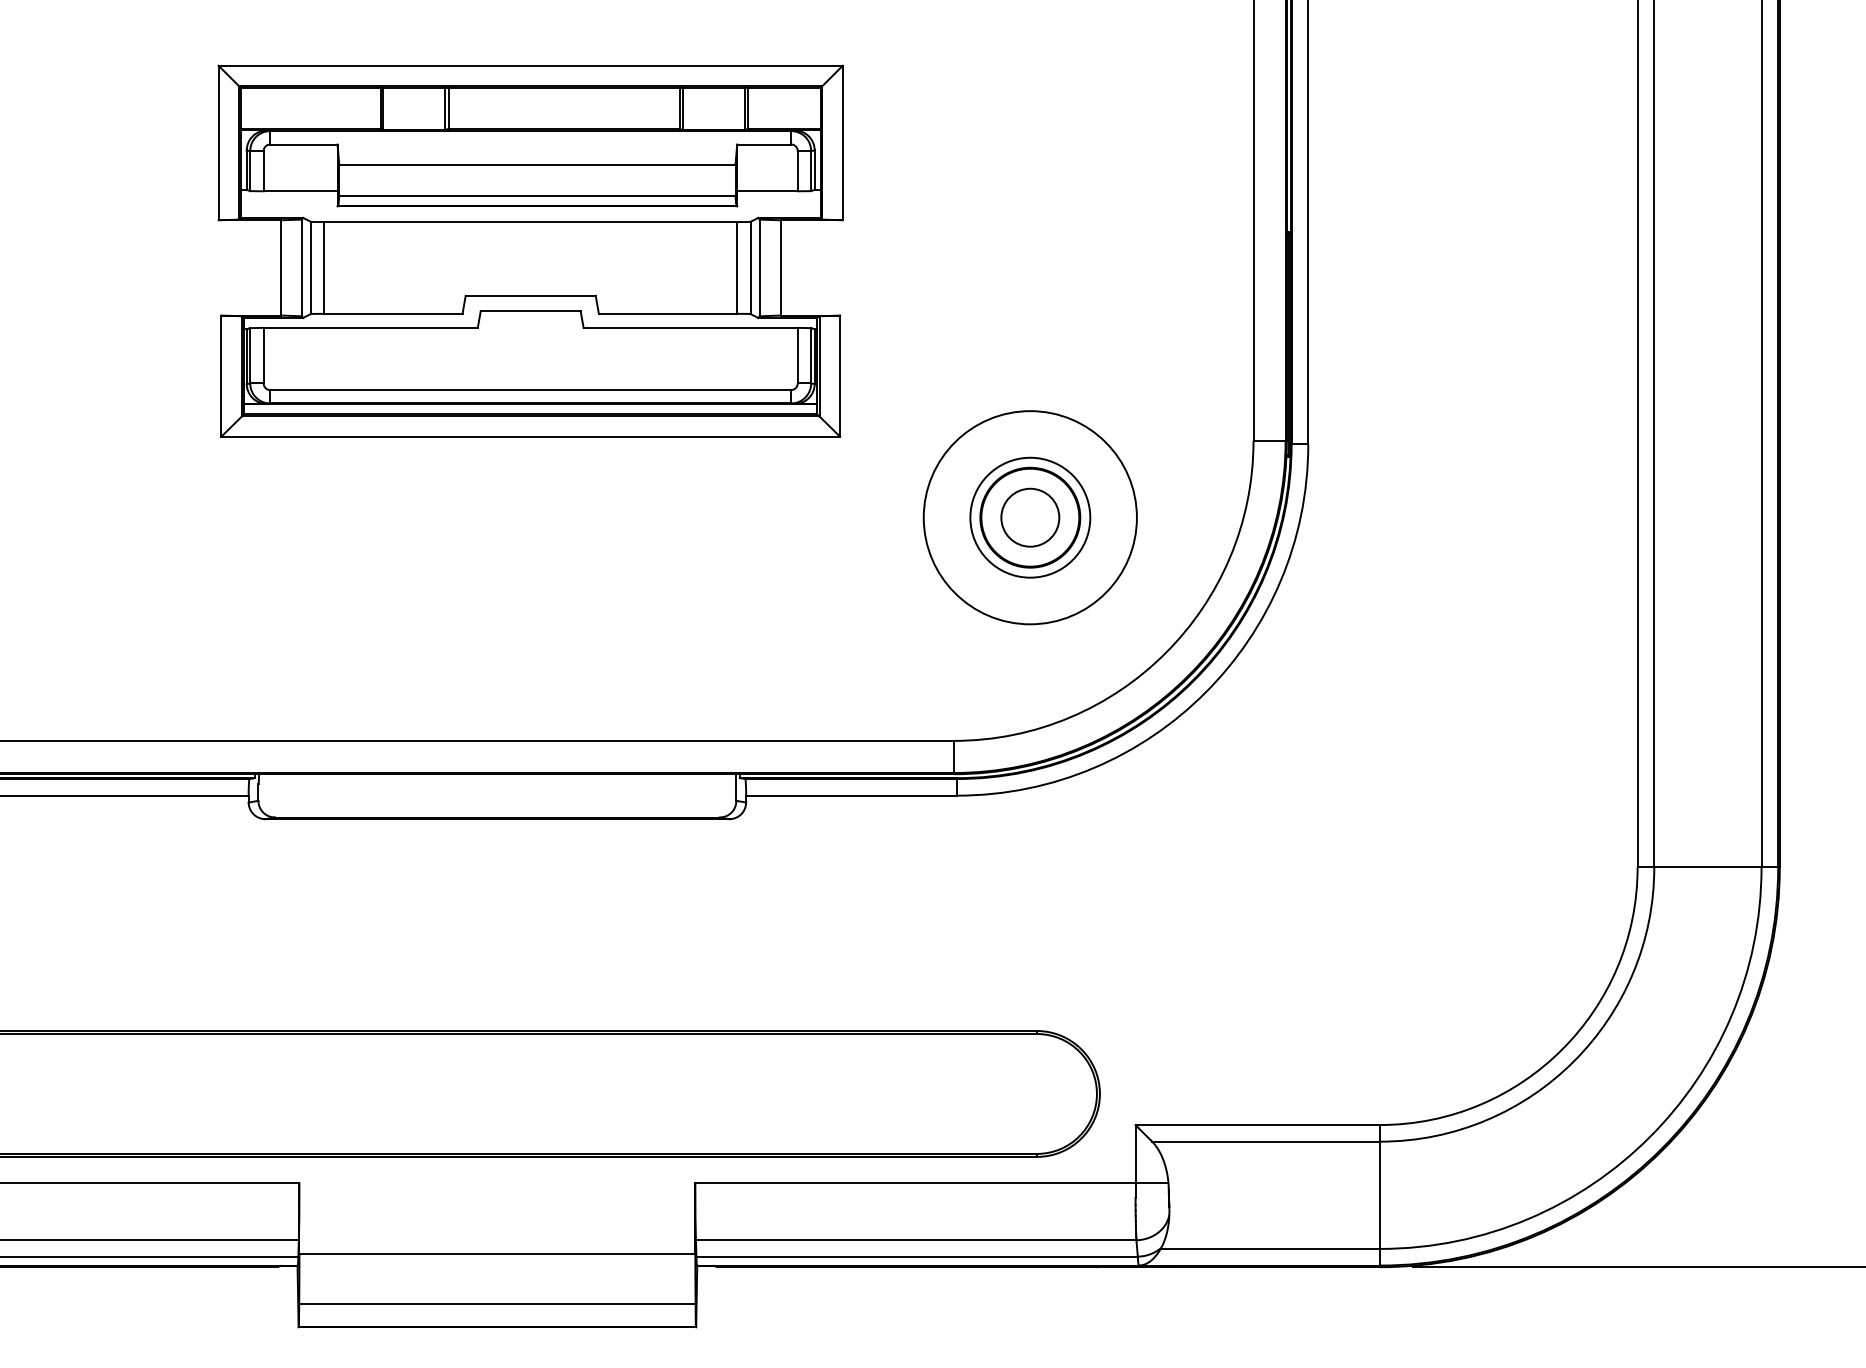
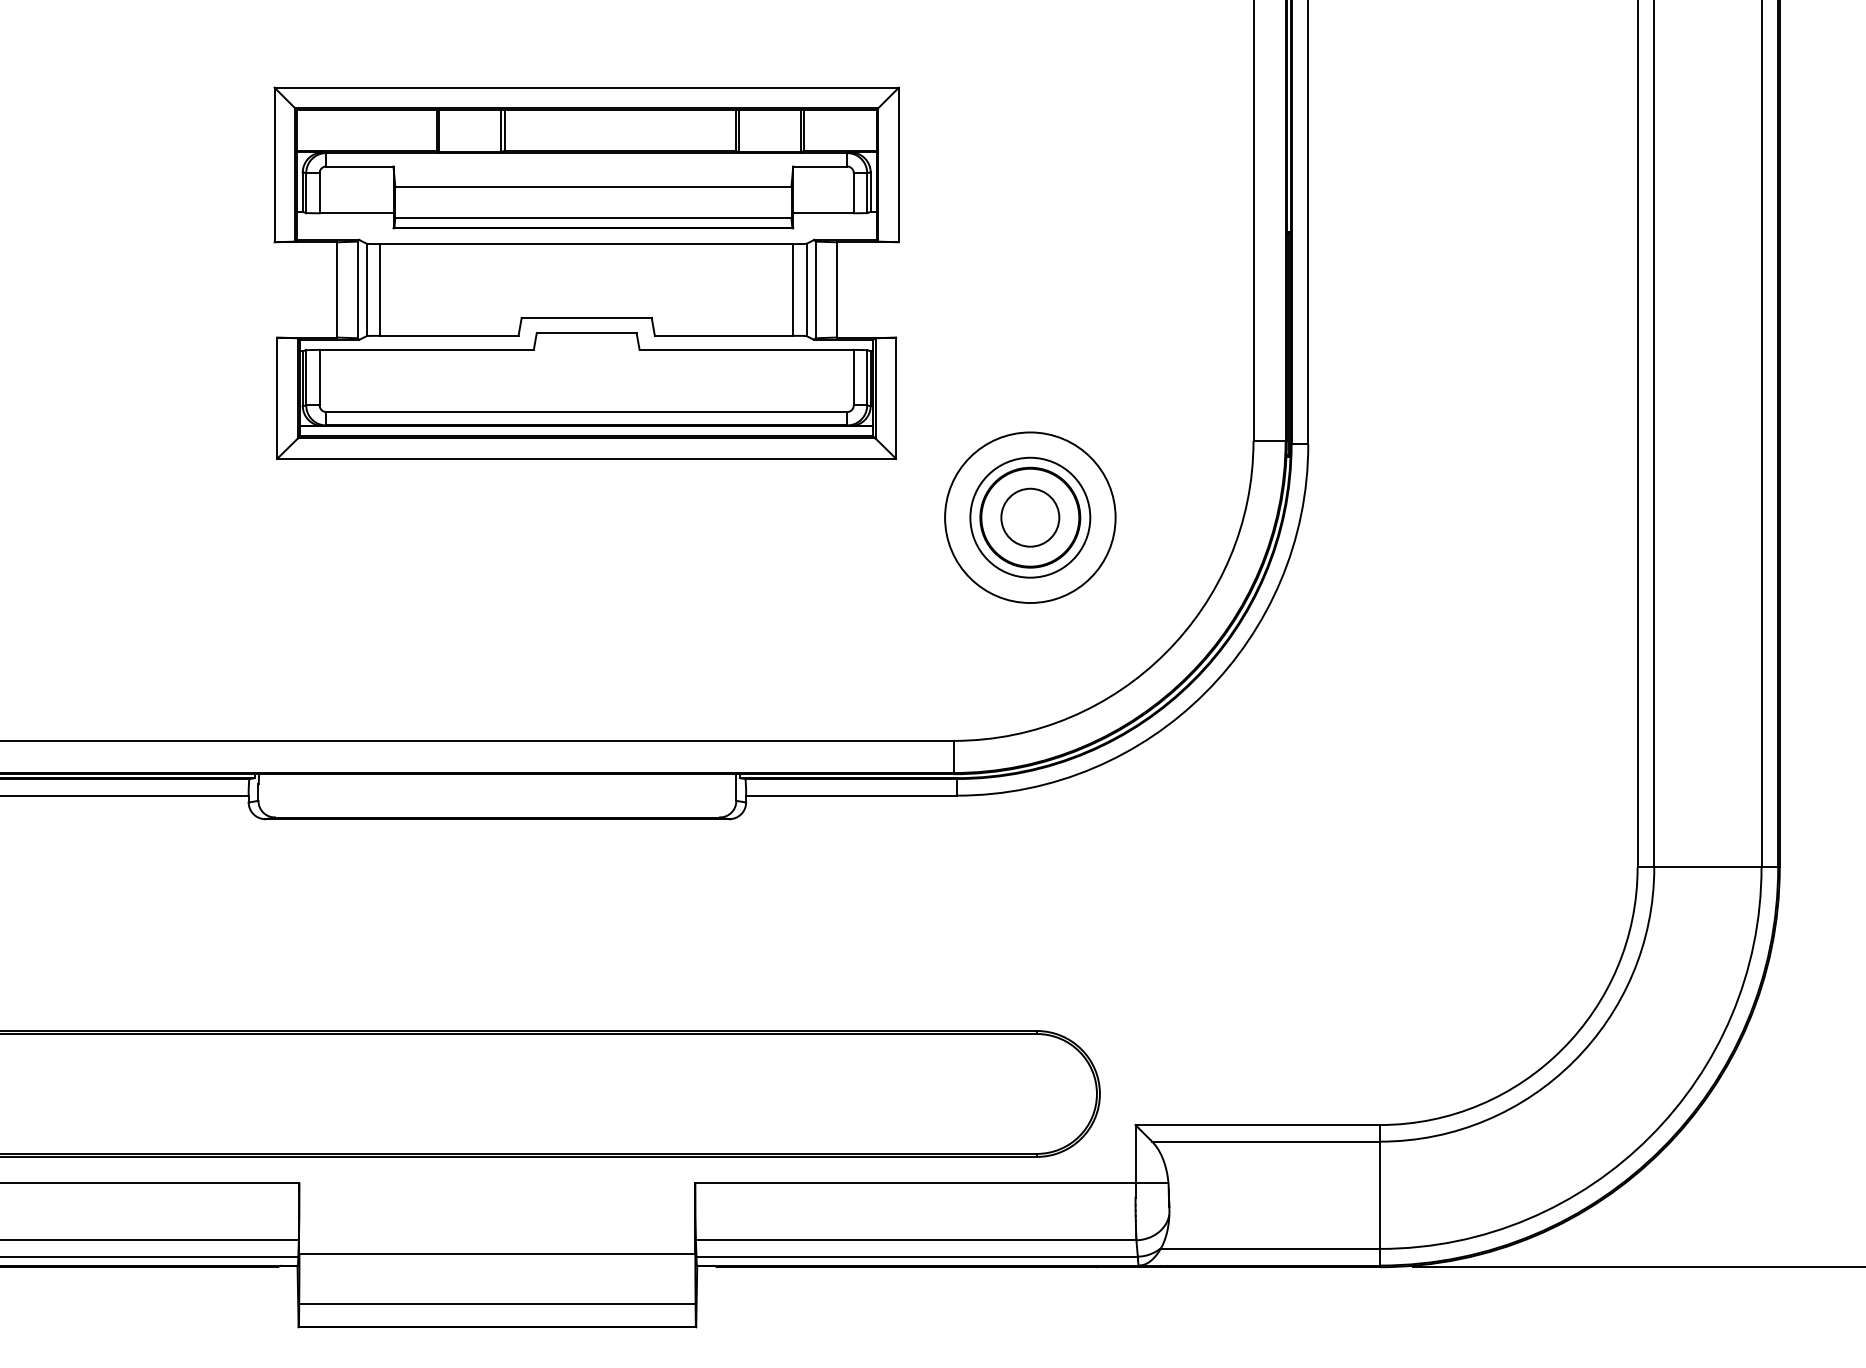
part position: (530, 250) -> (586, 272) (586, 272)
circle diameter: 213 px -> 171 px (1030, 517)
